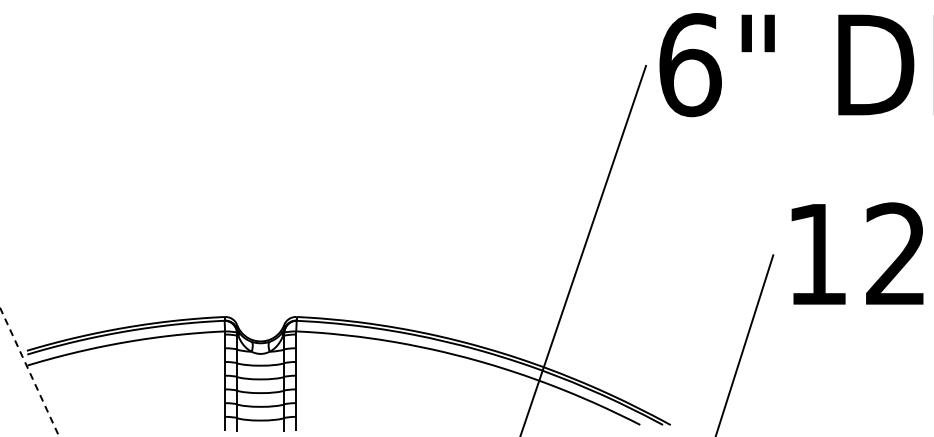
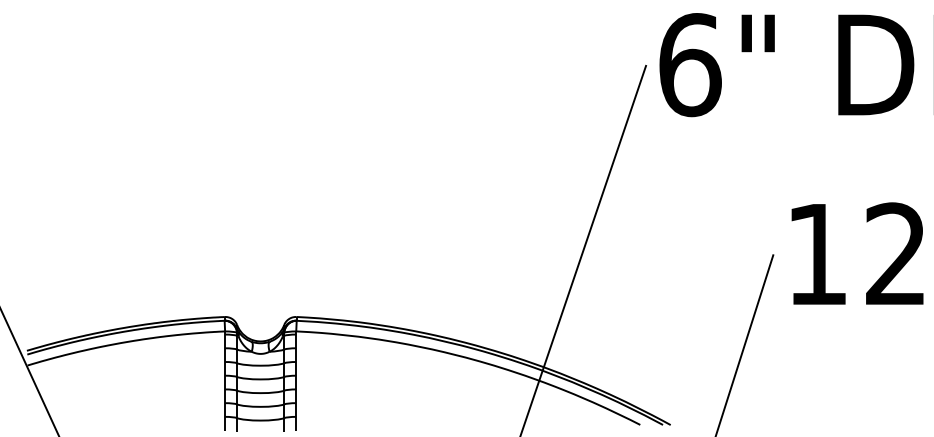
line: dashed -> solid (29, 372)
